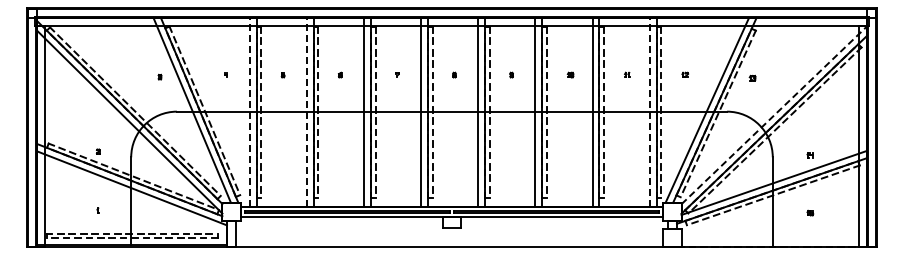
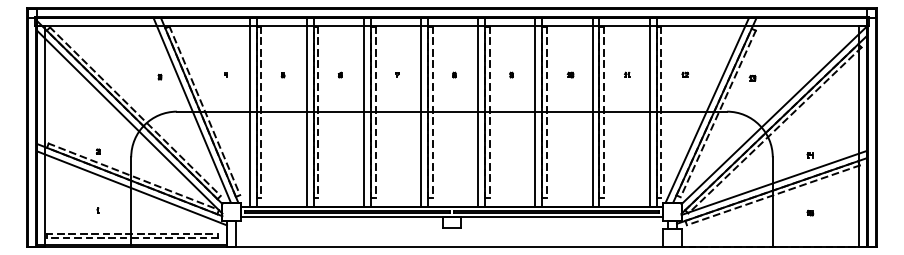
line: dashed -> solid (249, 112)
line: dashed -> solid (307, 112)
line: dashed -> solid (649, 112)
line: dashed -> solid (774, 115)
